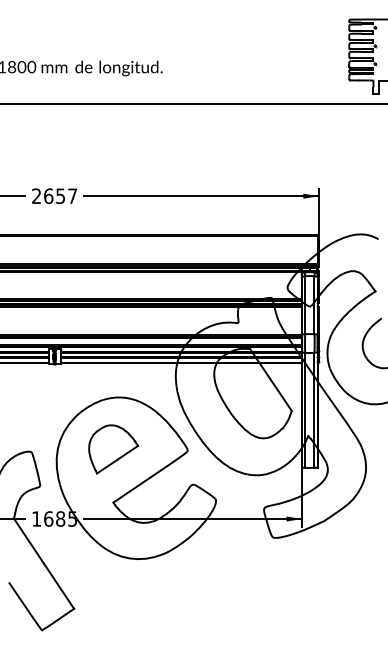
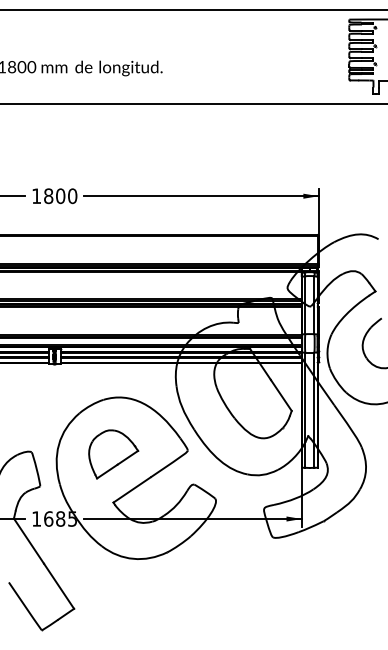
line: none -> present (193, 10)
text: 2657 -> 1800 (54, 196)
part position: (113, 449) -> (113, 454) (113, 454)
